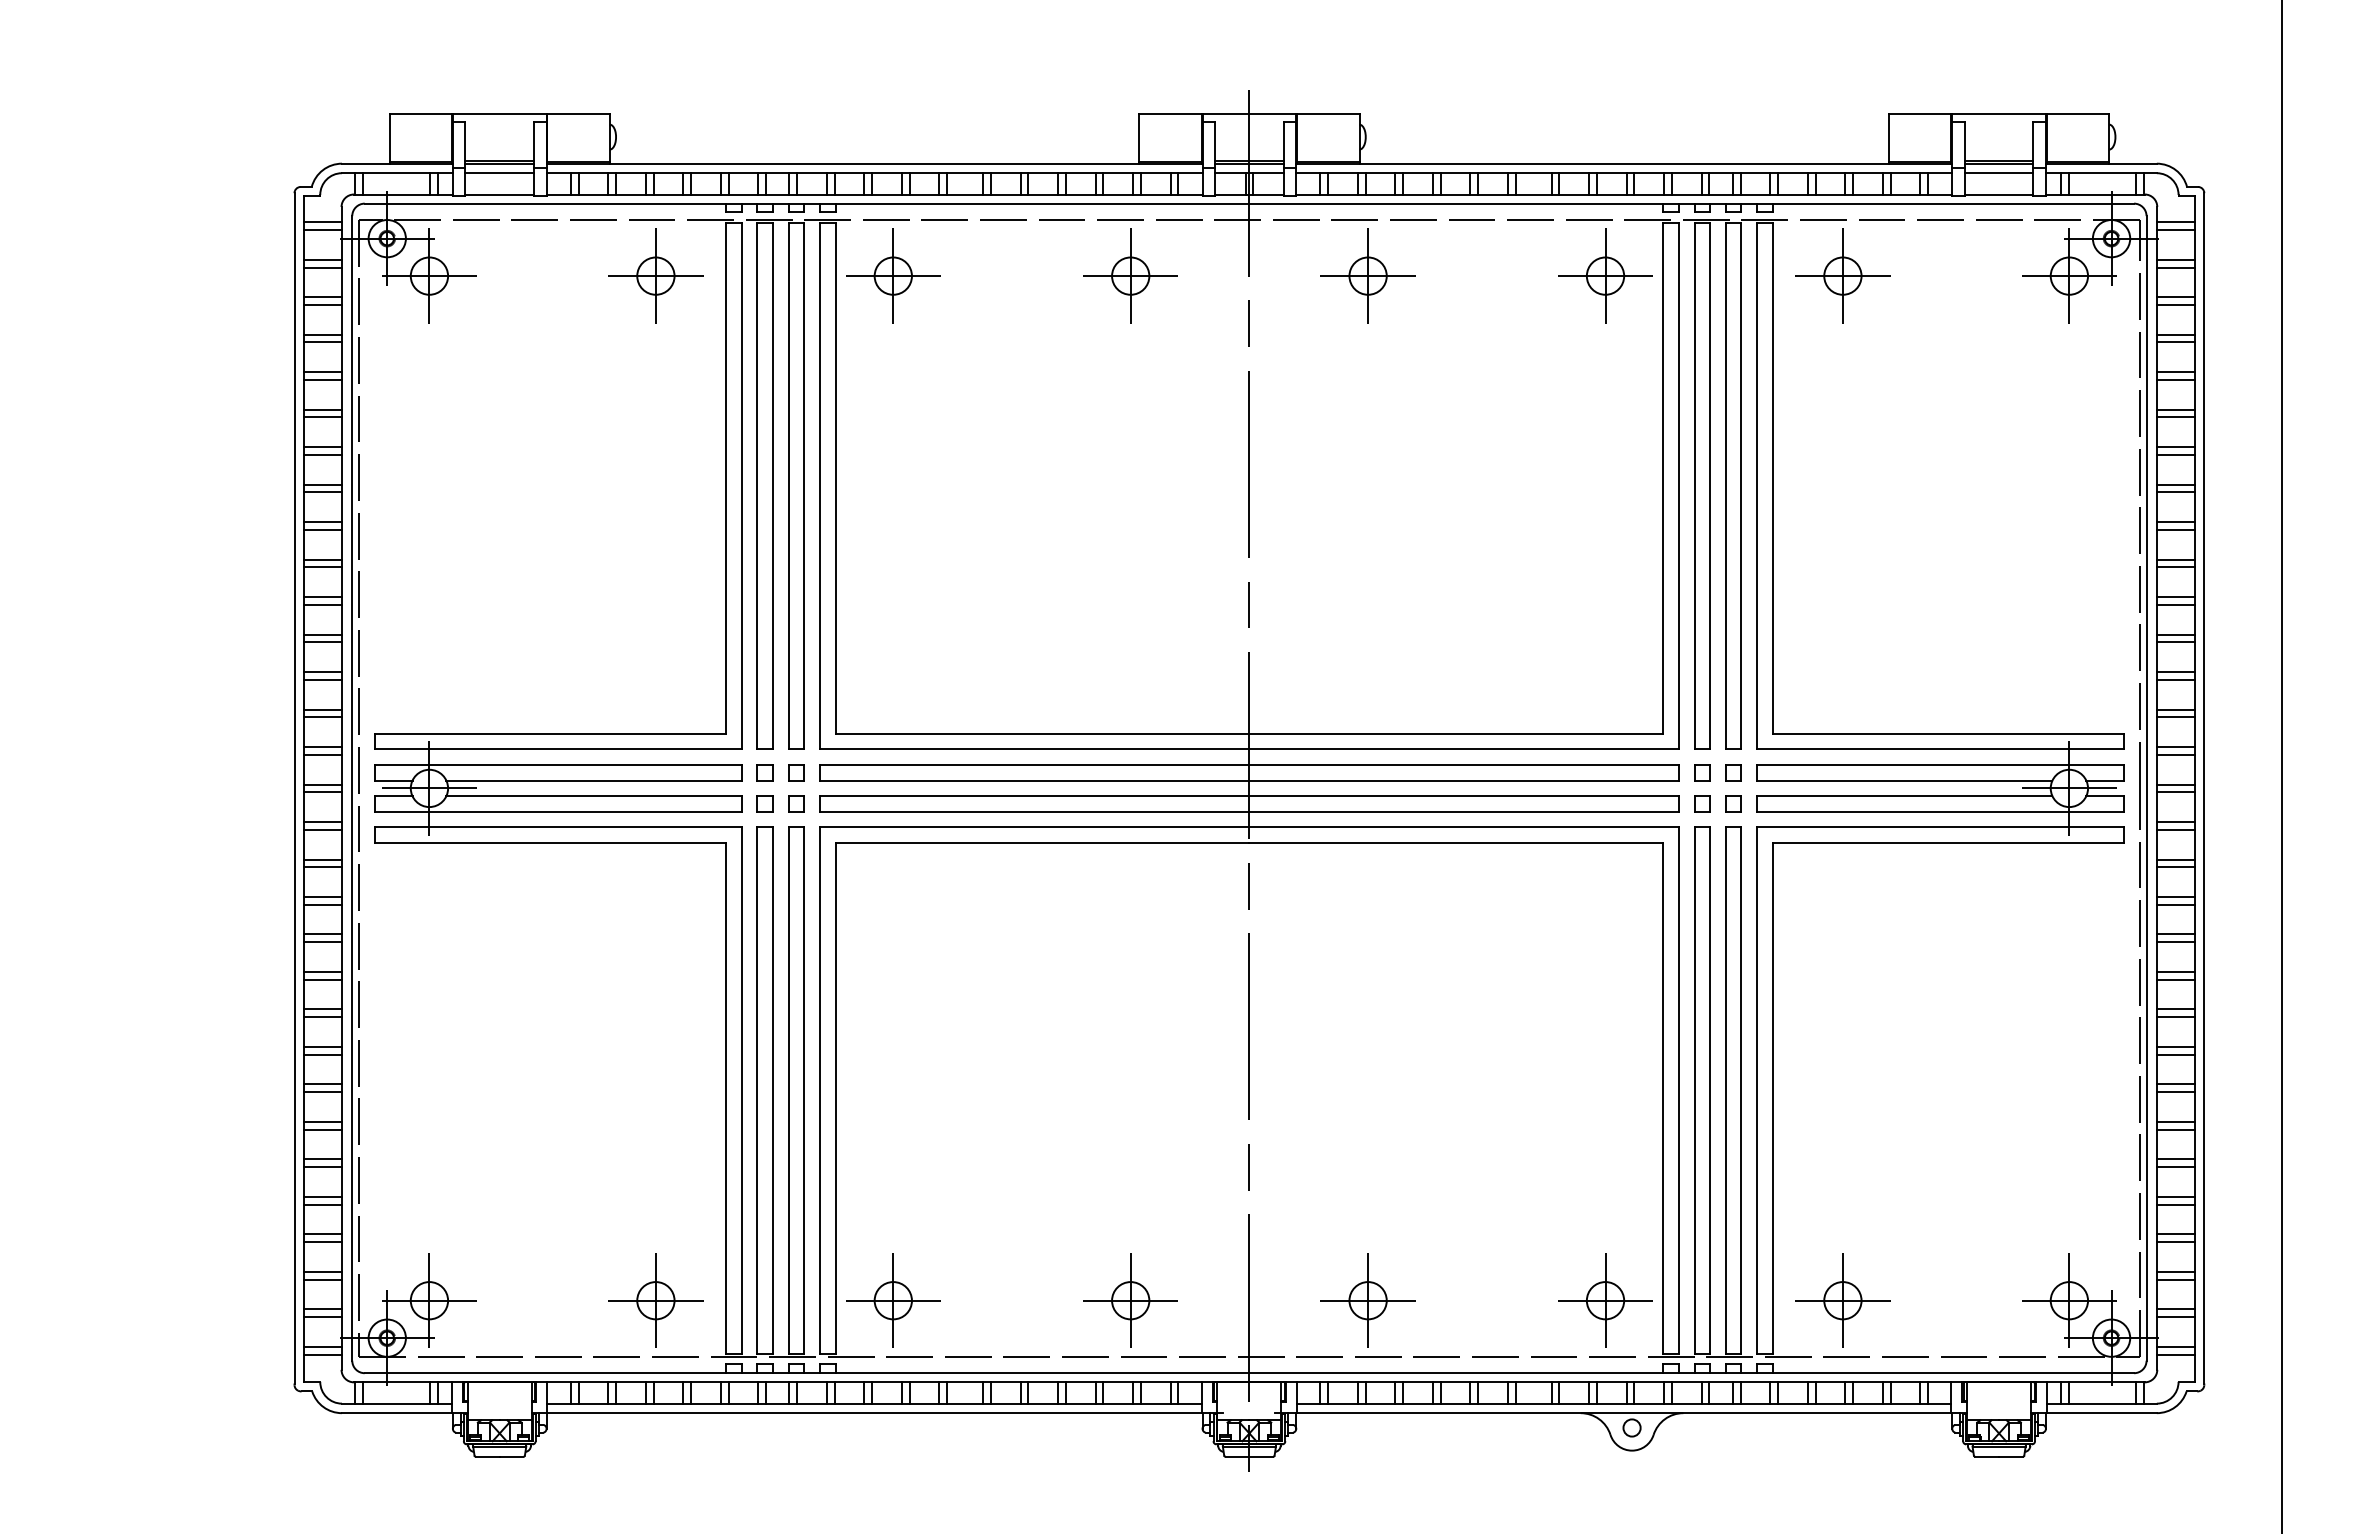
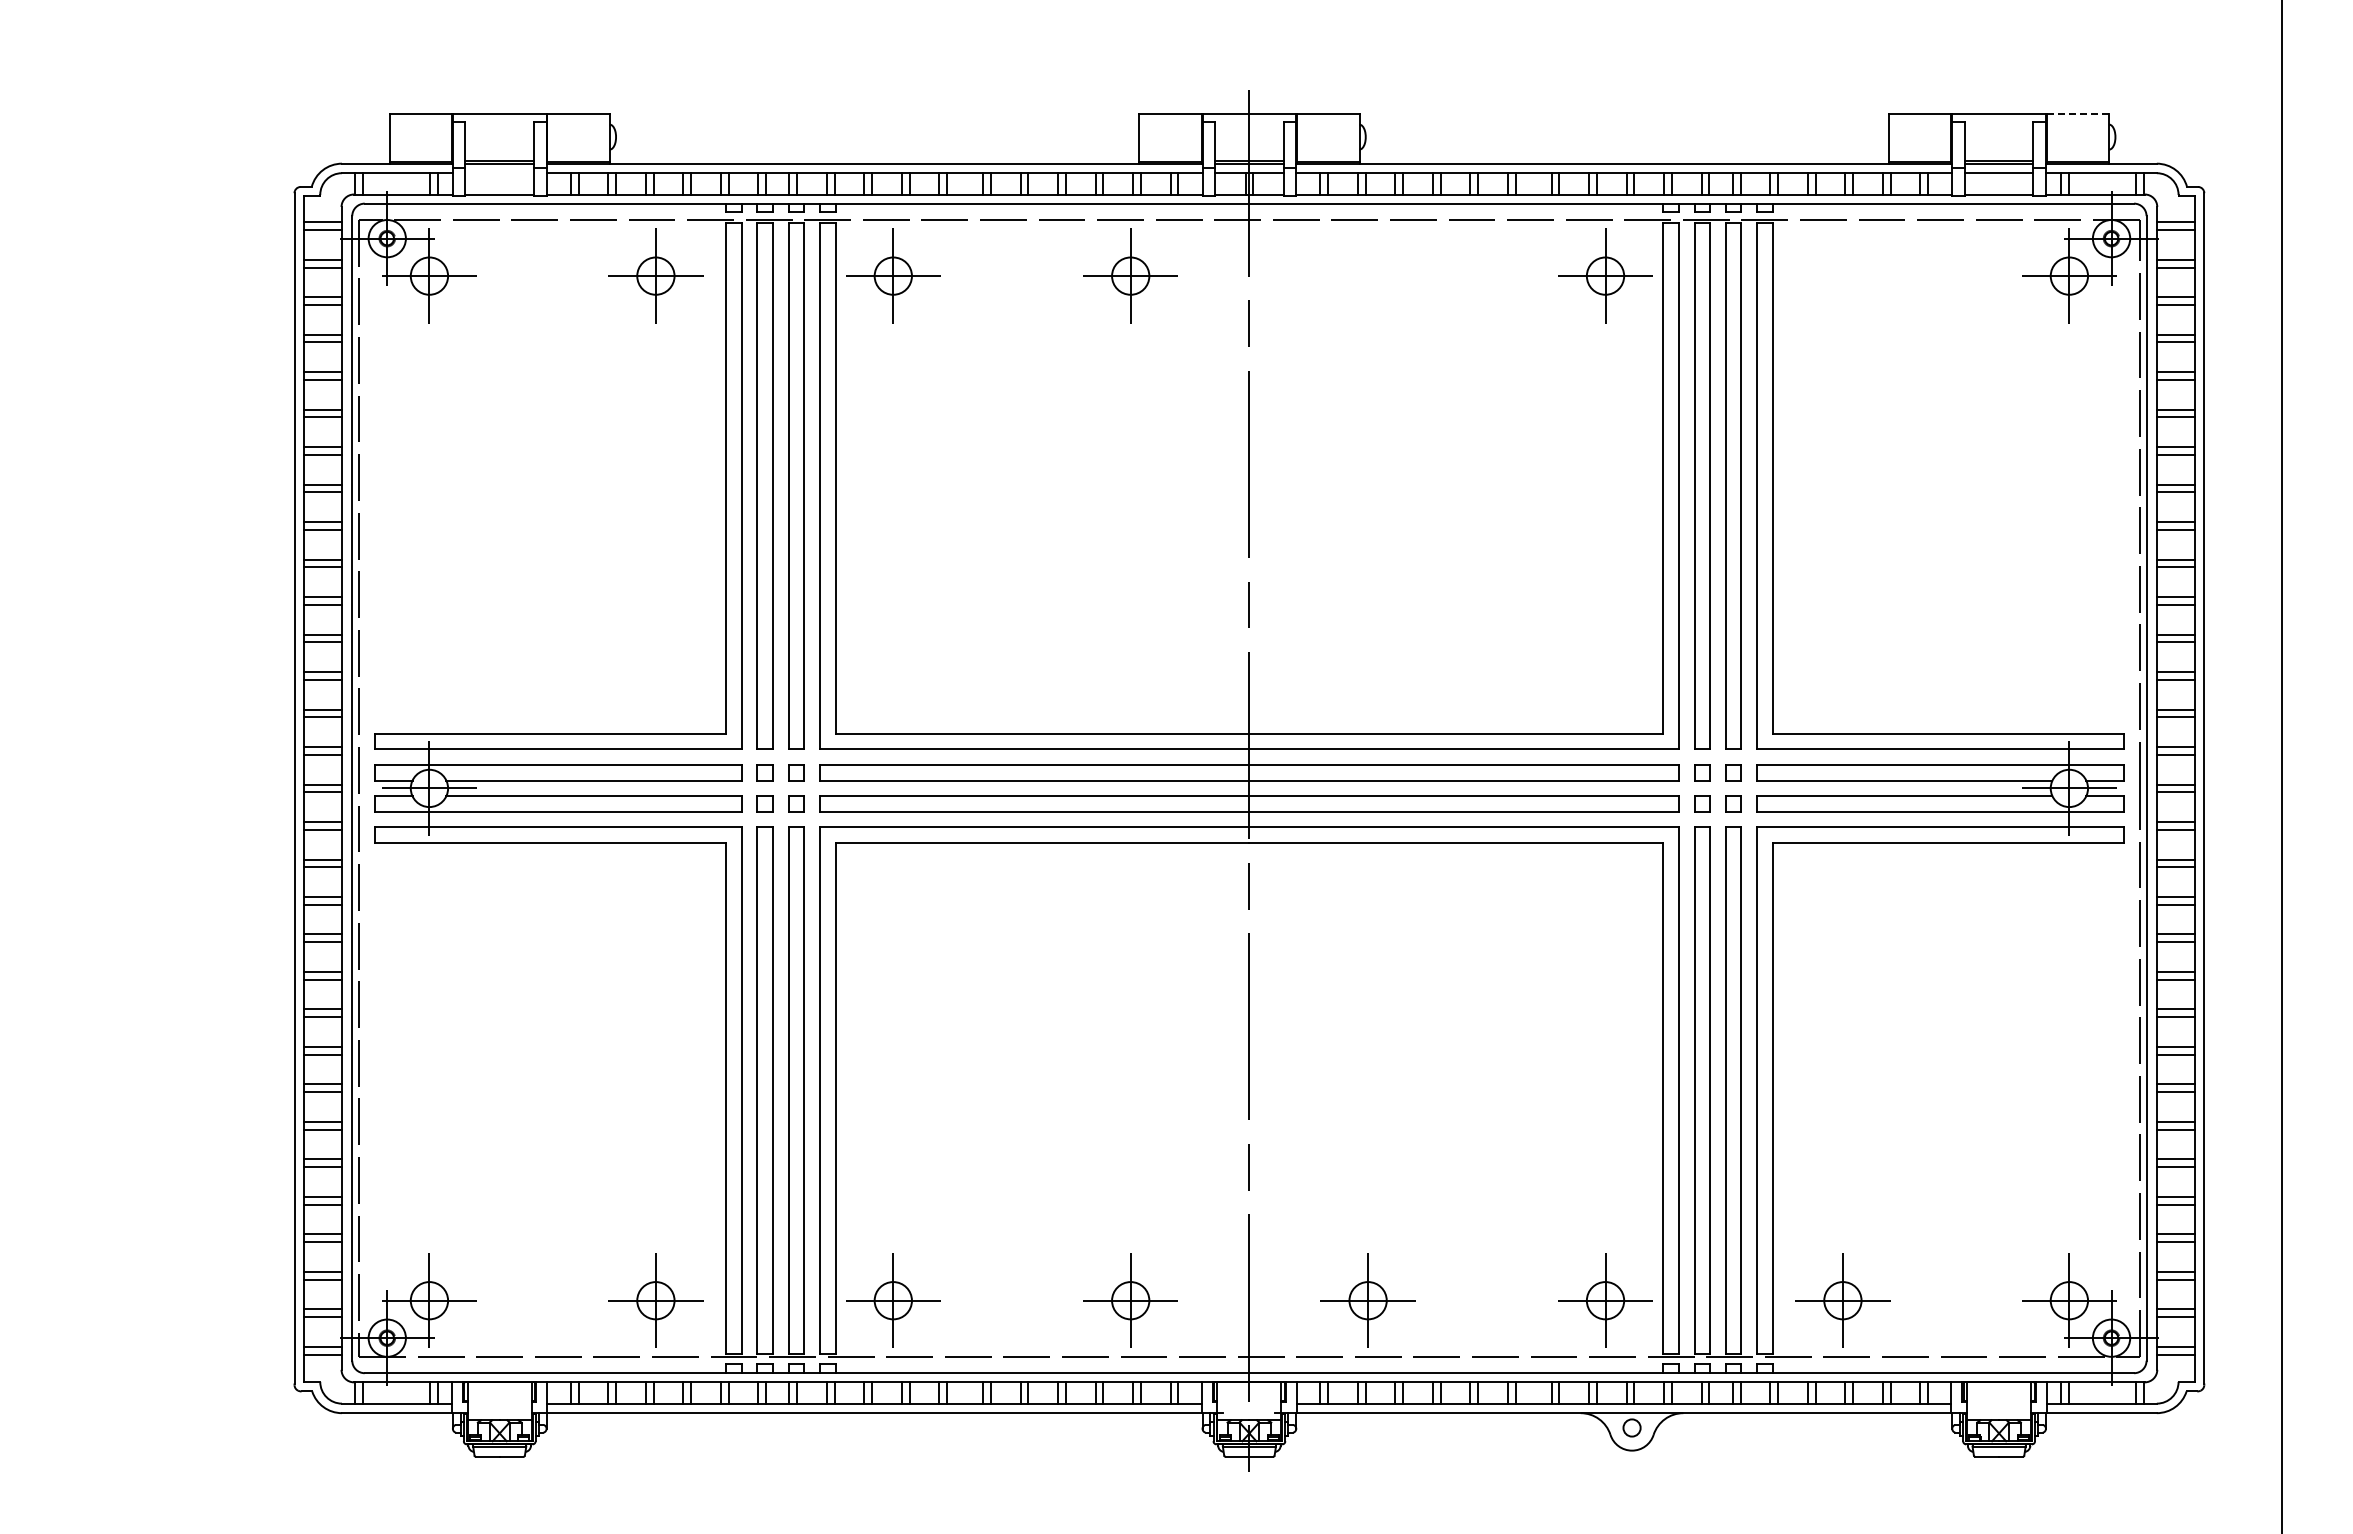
line: solid -> dashed (2077, 113)
line: present -> none (499, 173)
part: present -> none (1367, 275)
part: present -> none (1842, 275)
